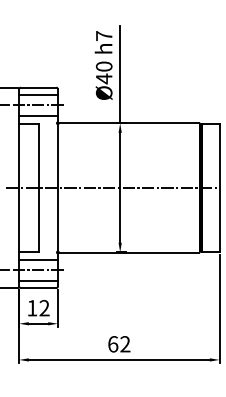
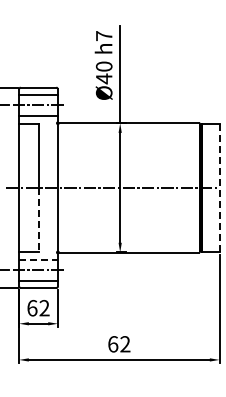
line: solid -> dashed (219, 187)
line: solid -> dashed (38, 219)
line: solid -> dashed (39, 259)
text: 12 -> 62 (32, 308)
